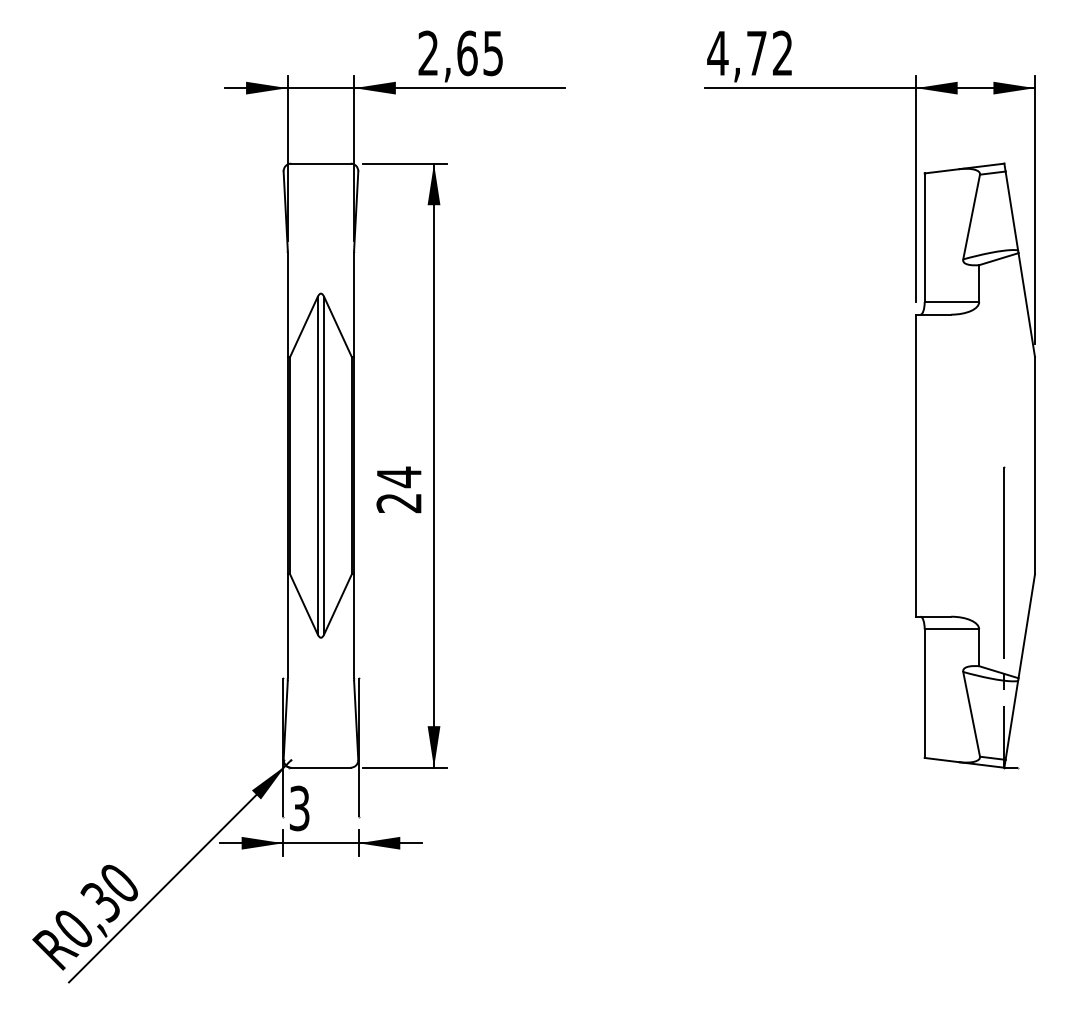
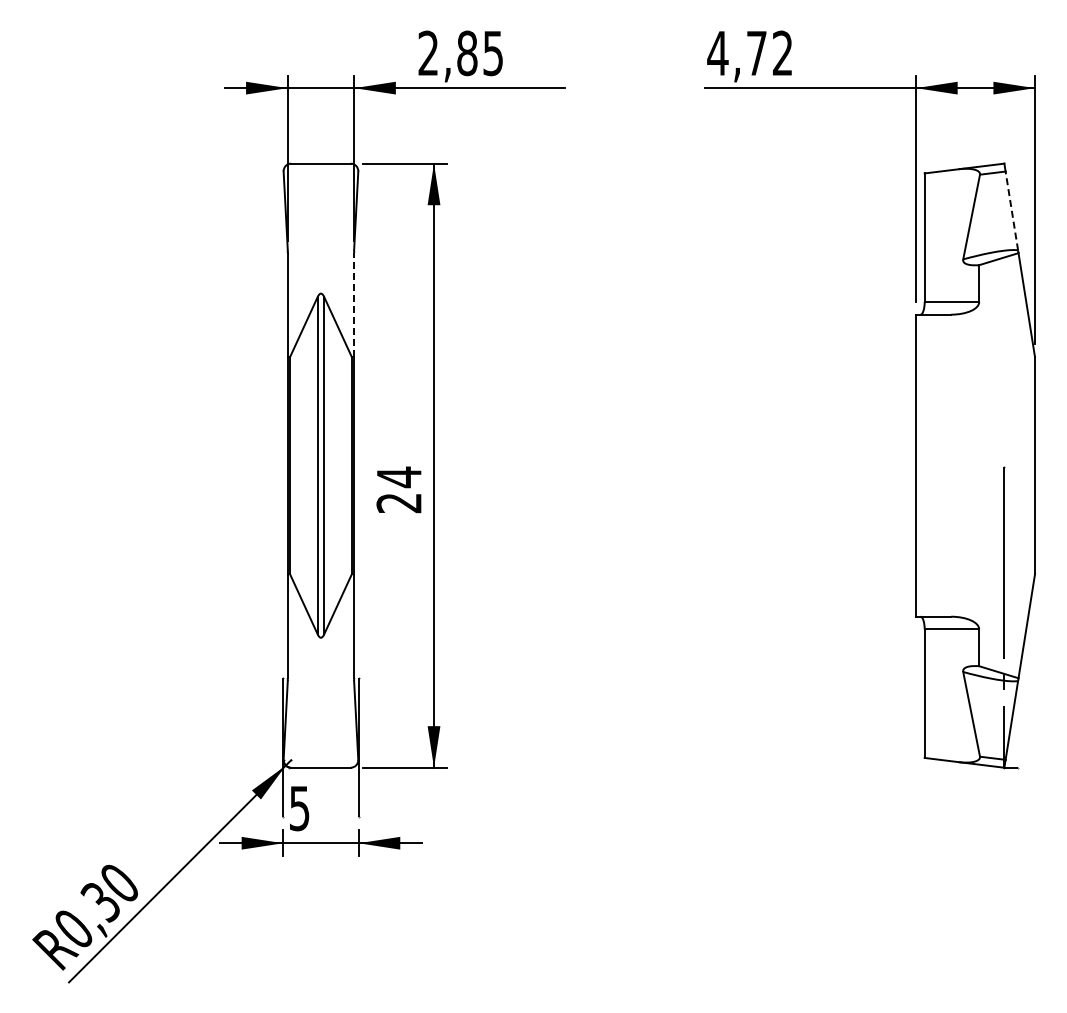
text: 2,65 -> 2,85 (467, 52)
line: solid -> dashed (1011, 210)
line: solid -> dashed (354, 305)
text: 3 -> 5 (299, 807)
